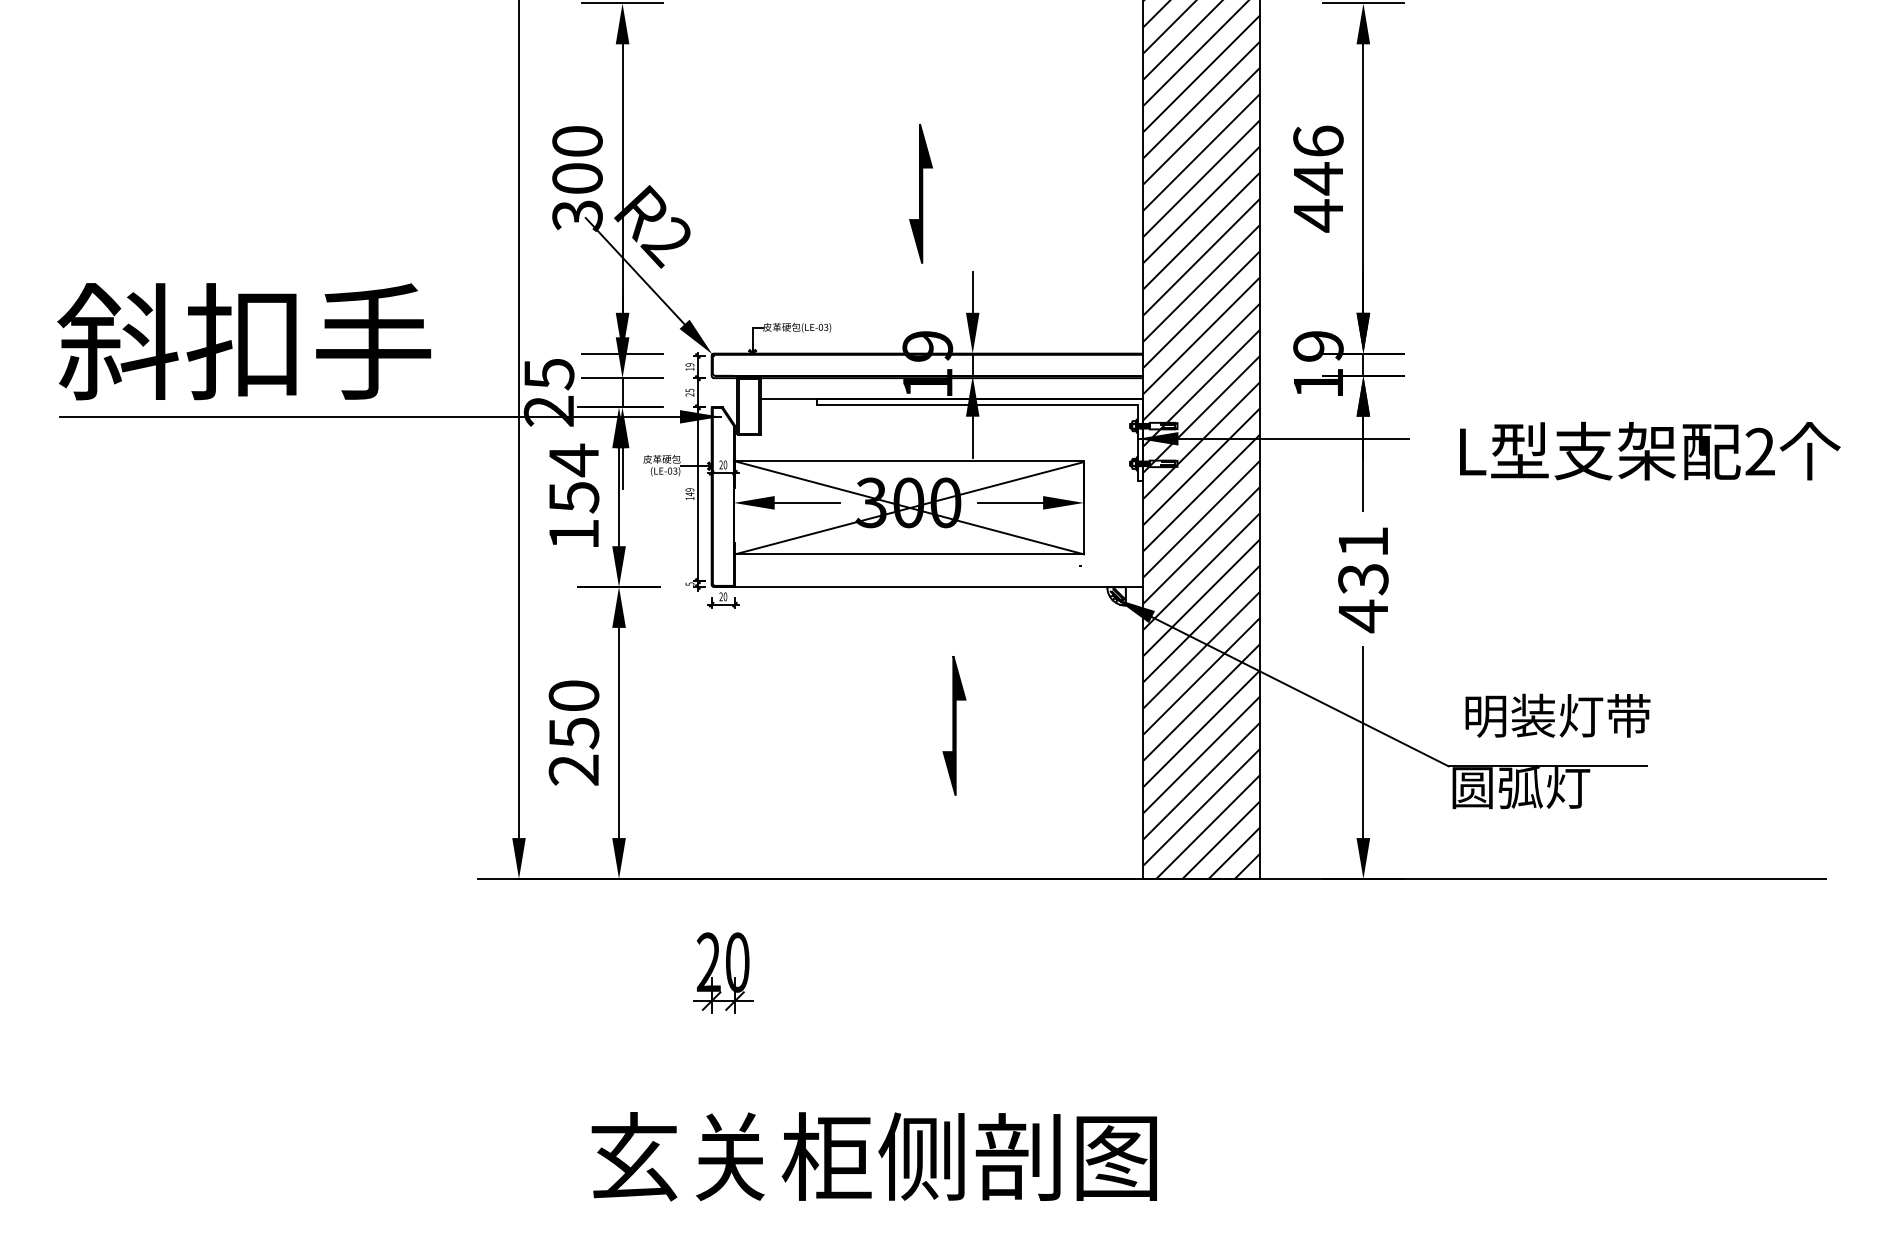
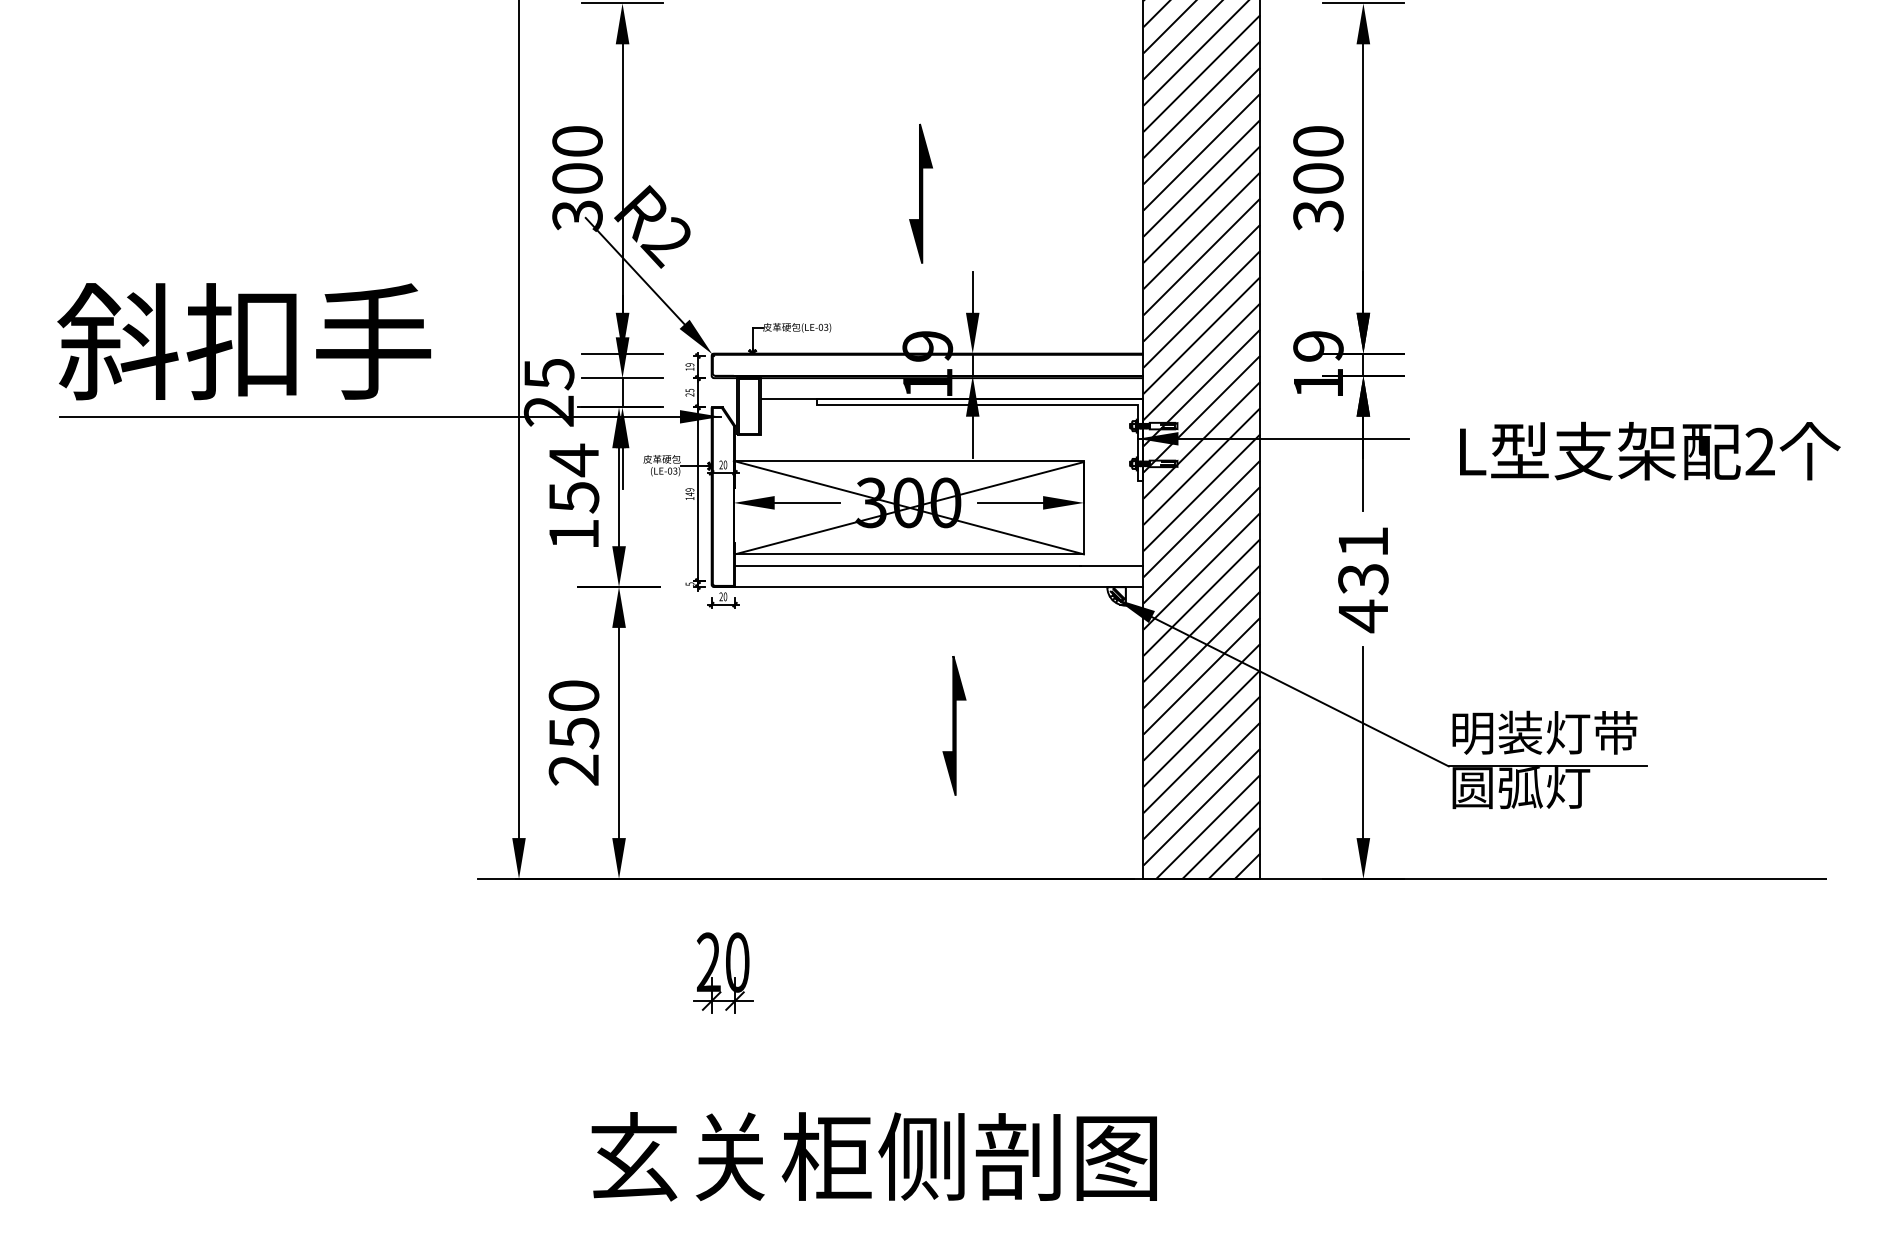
text: 446 -> 300 (1318, 178)
line: none -> present (939, 566)
text position: (1557, 715) -> (1544, 732) (1544, 732)
